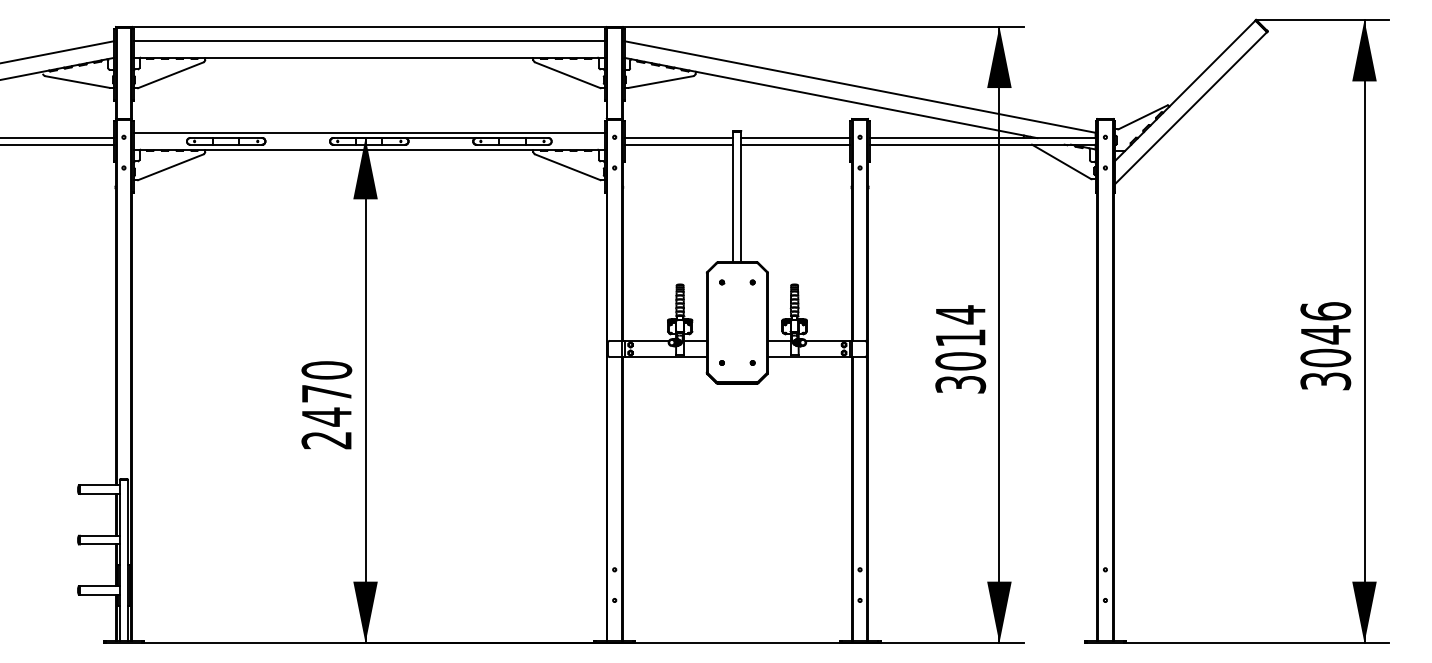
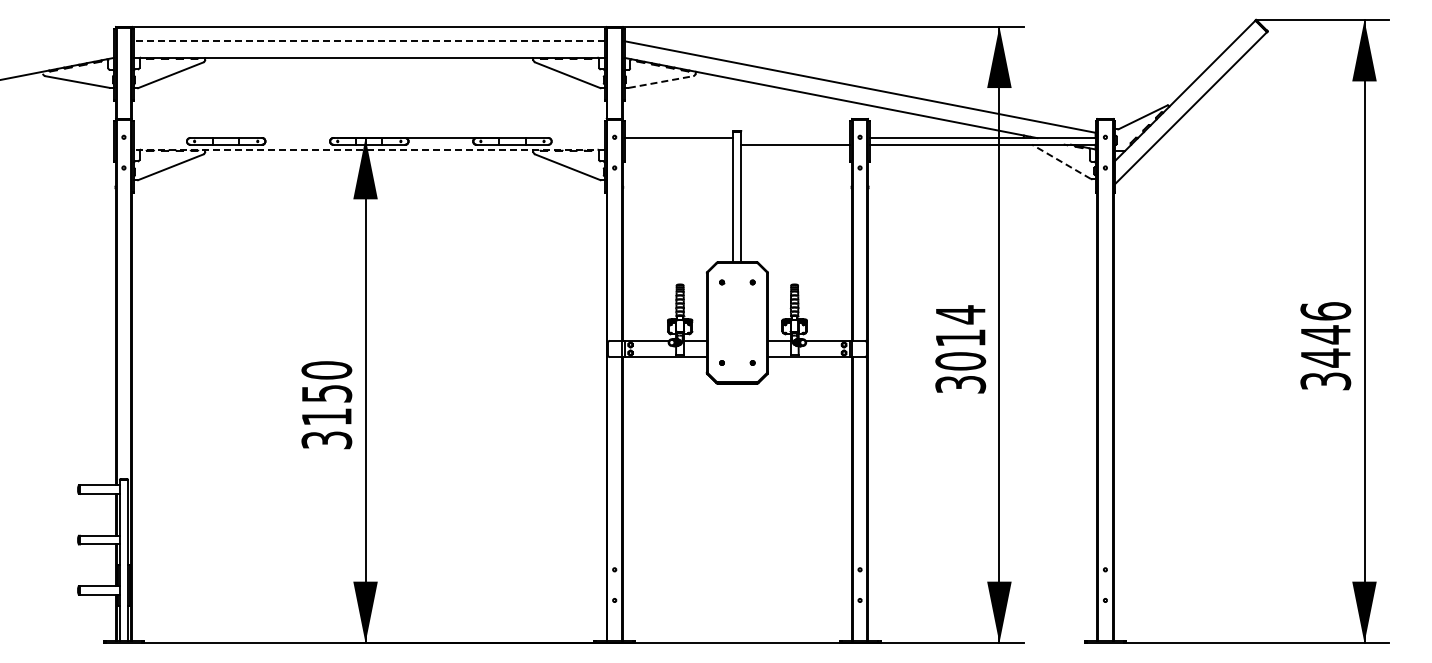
line: solid -> dashed (369, 41)
line: present -> none (58, 52)
line: solid -> dashed (661, 82)
line: present -> none (368, 133)
line: present -> none (58, 138)
line: present -> none (795, 138)
line: present -> none (58, 144)
line: present -> none (678, 144)
line: solid -> dashed (369, 149)
line: solid -> dashed (1061, 161)
text: 3046 -> 3446 (1325, 357)
text: 2470 -> 3150 (326, 417)
